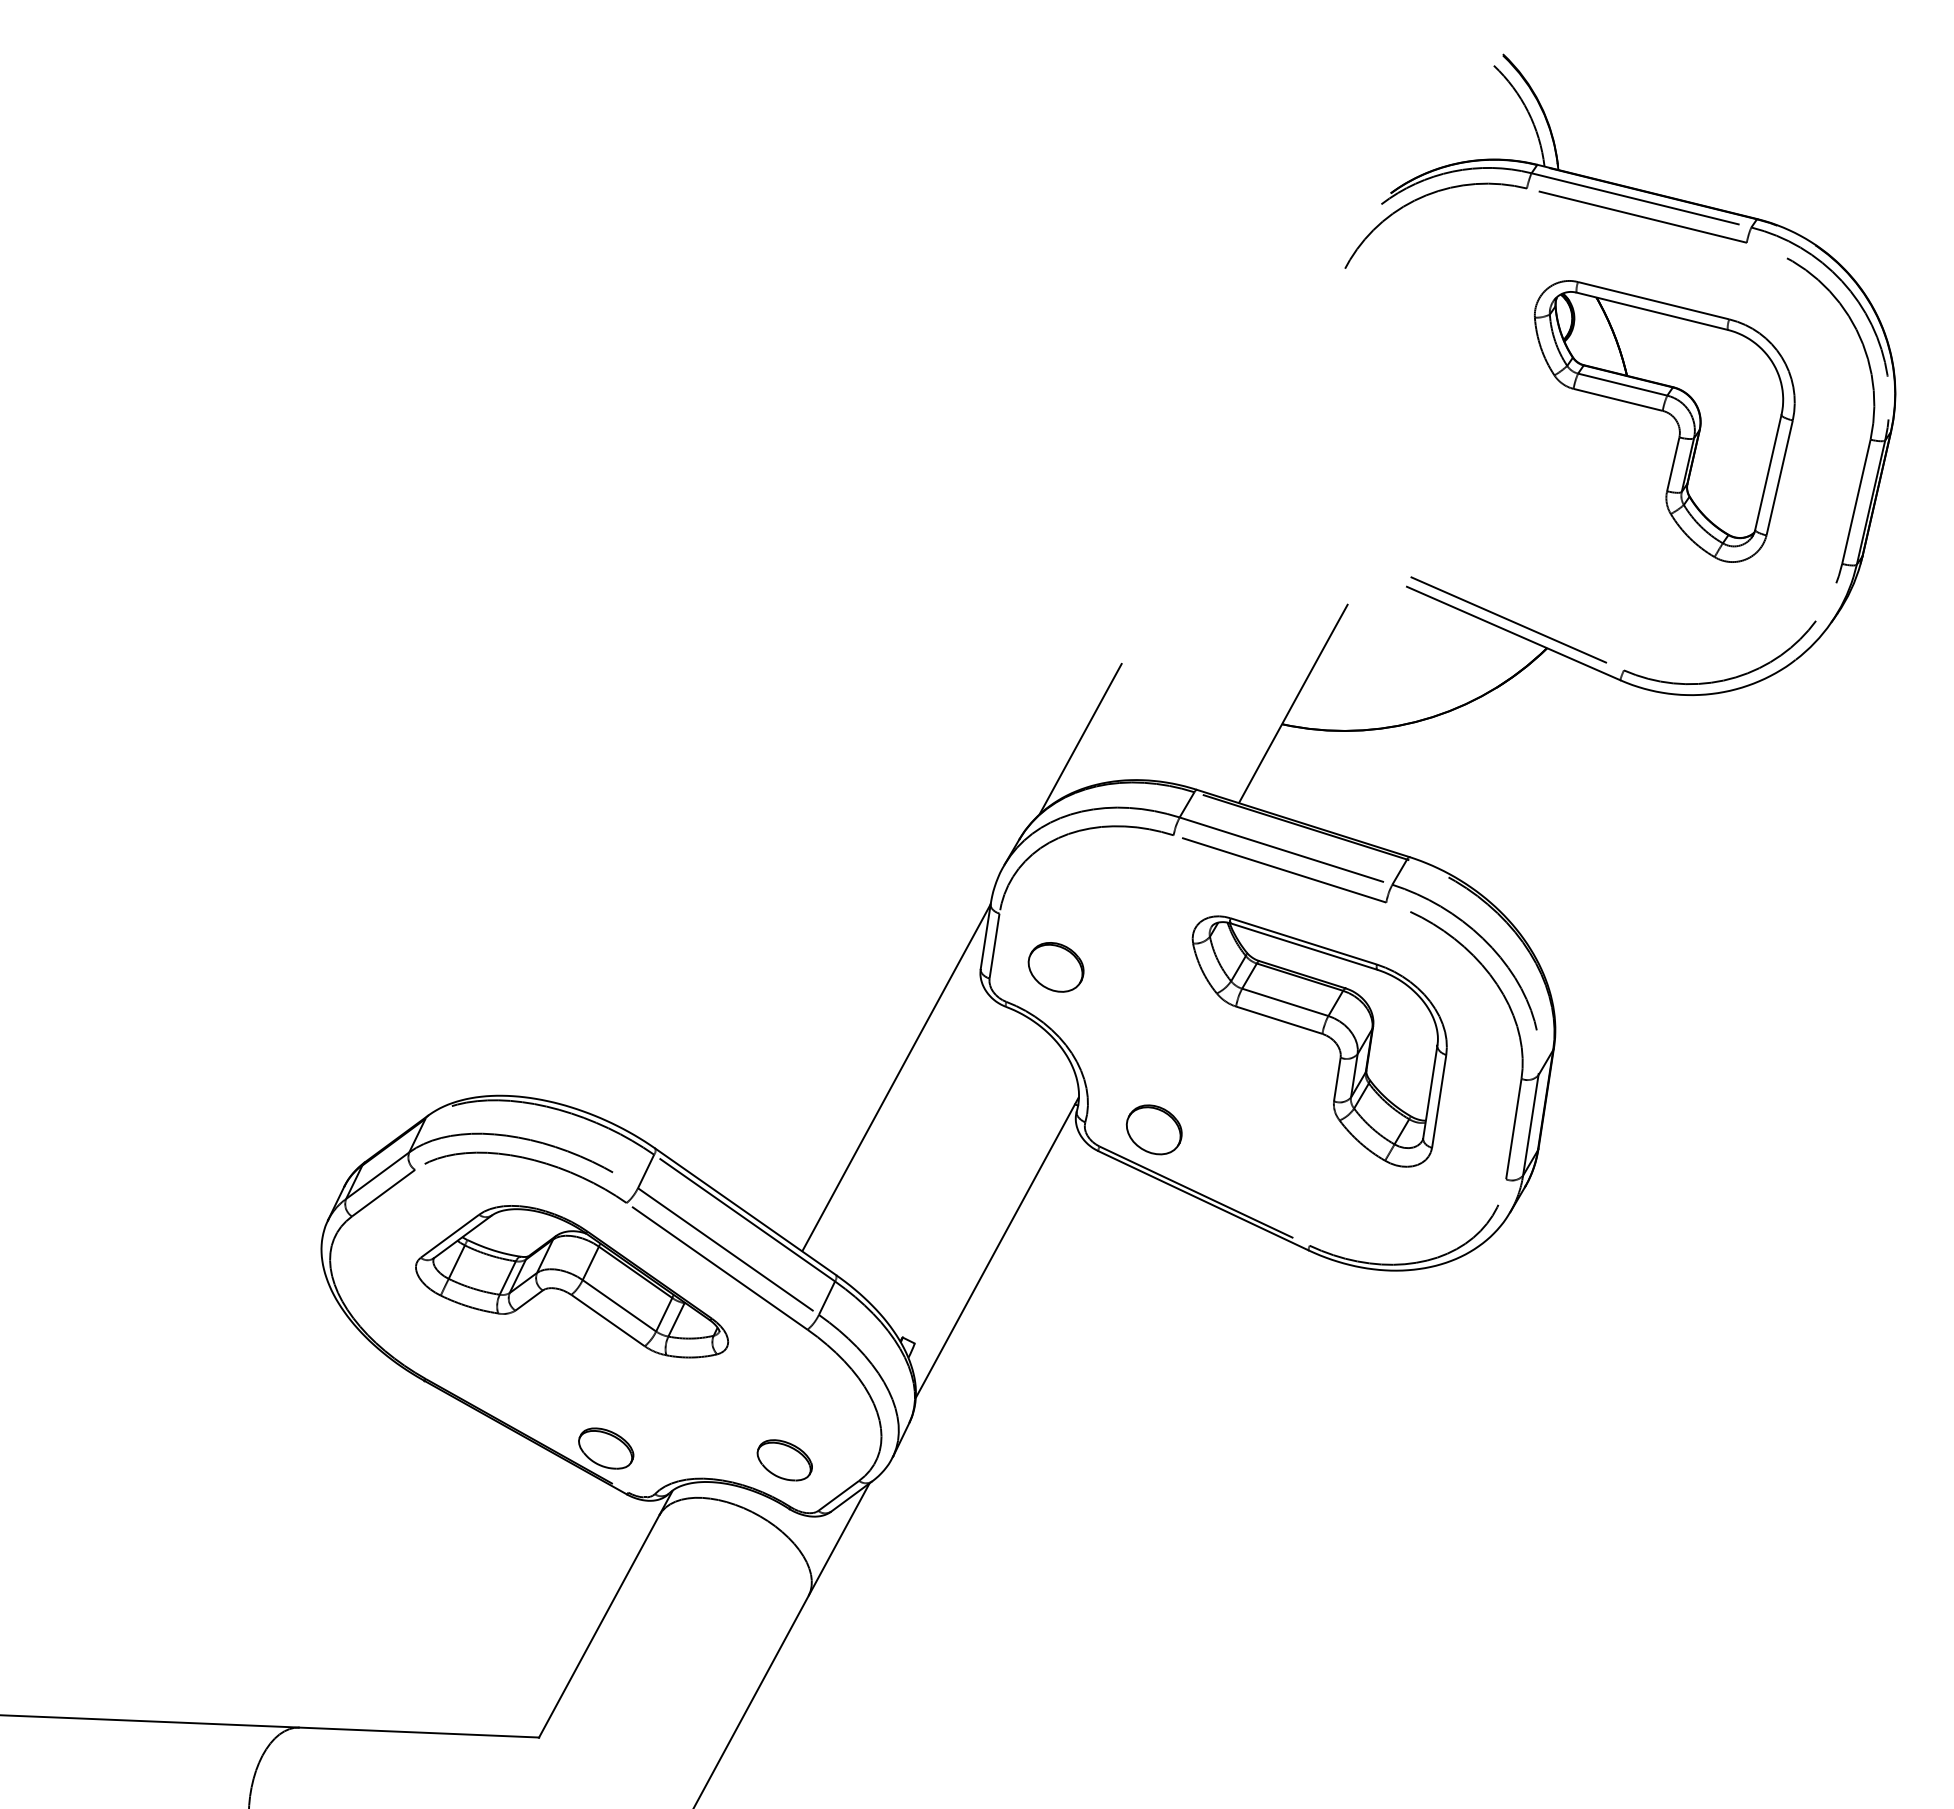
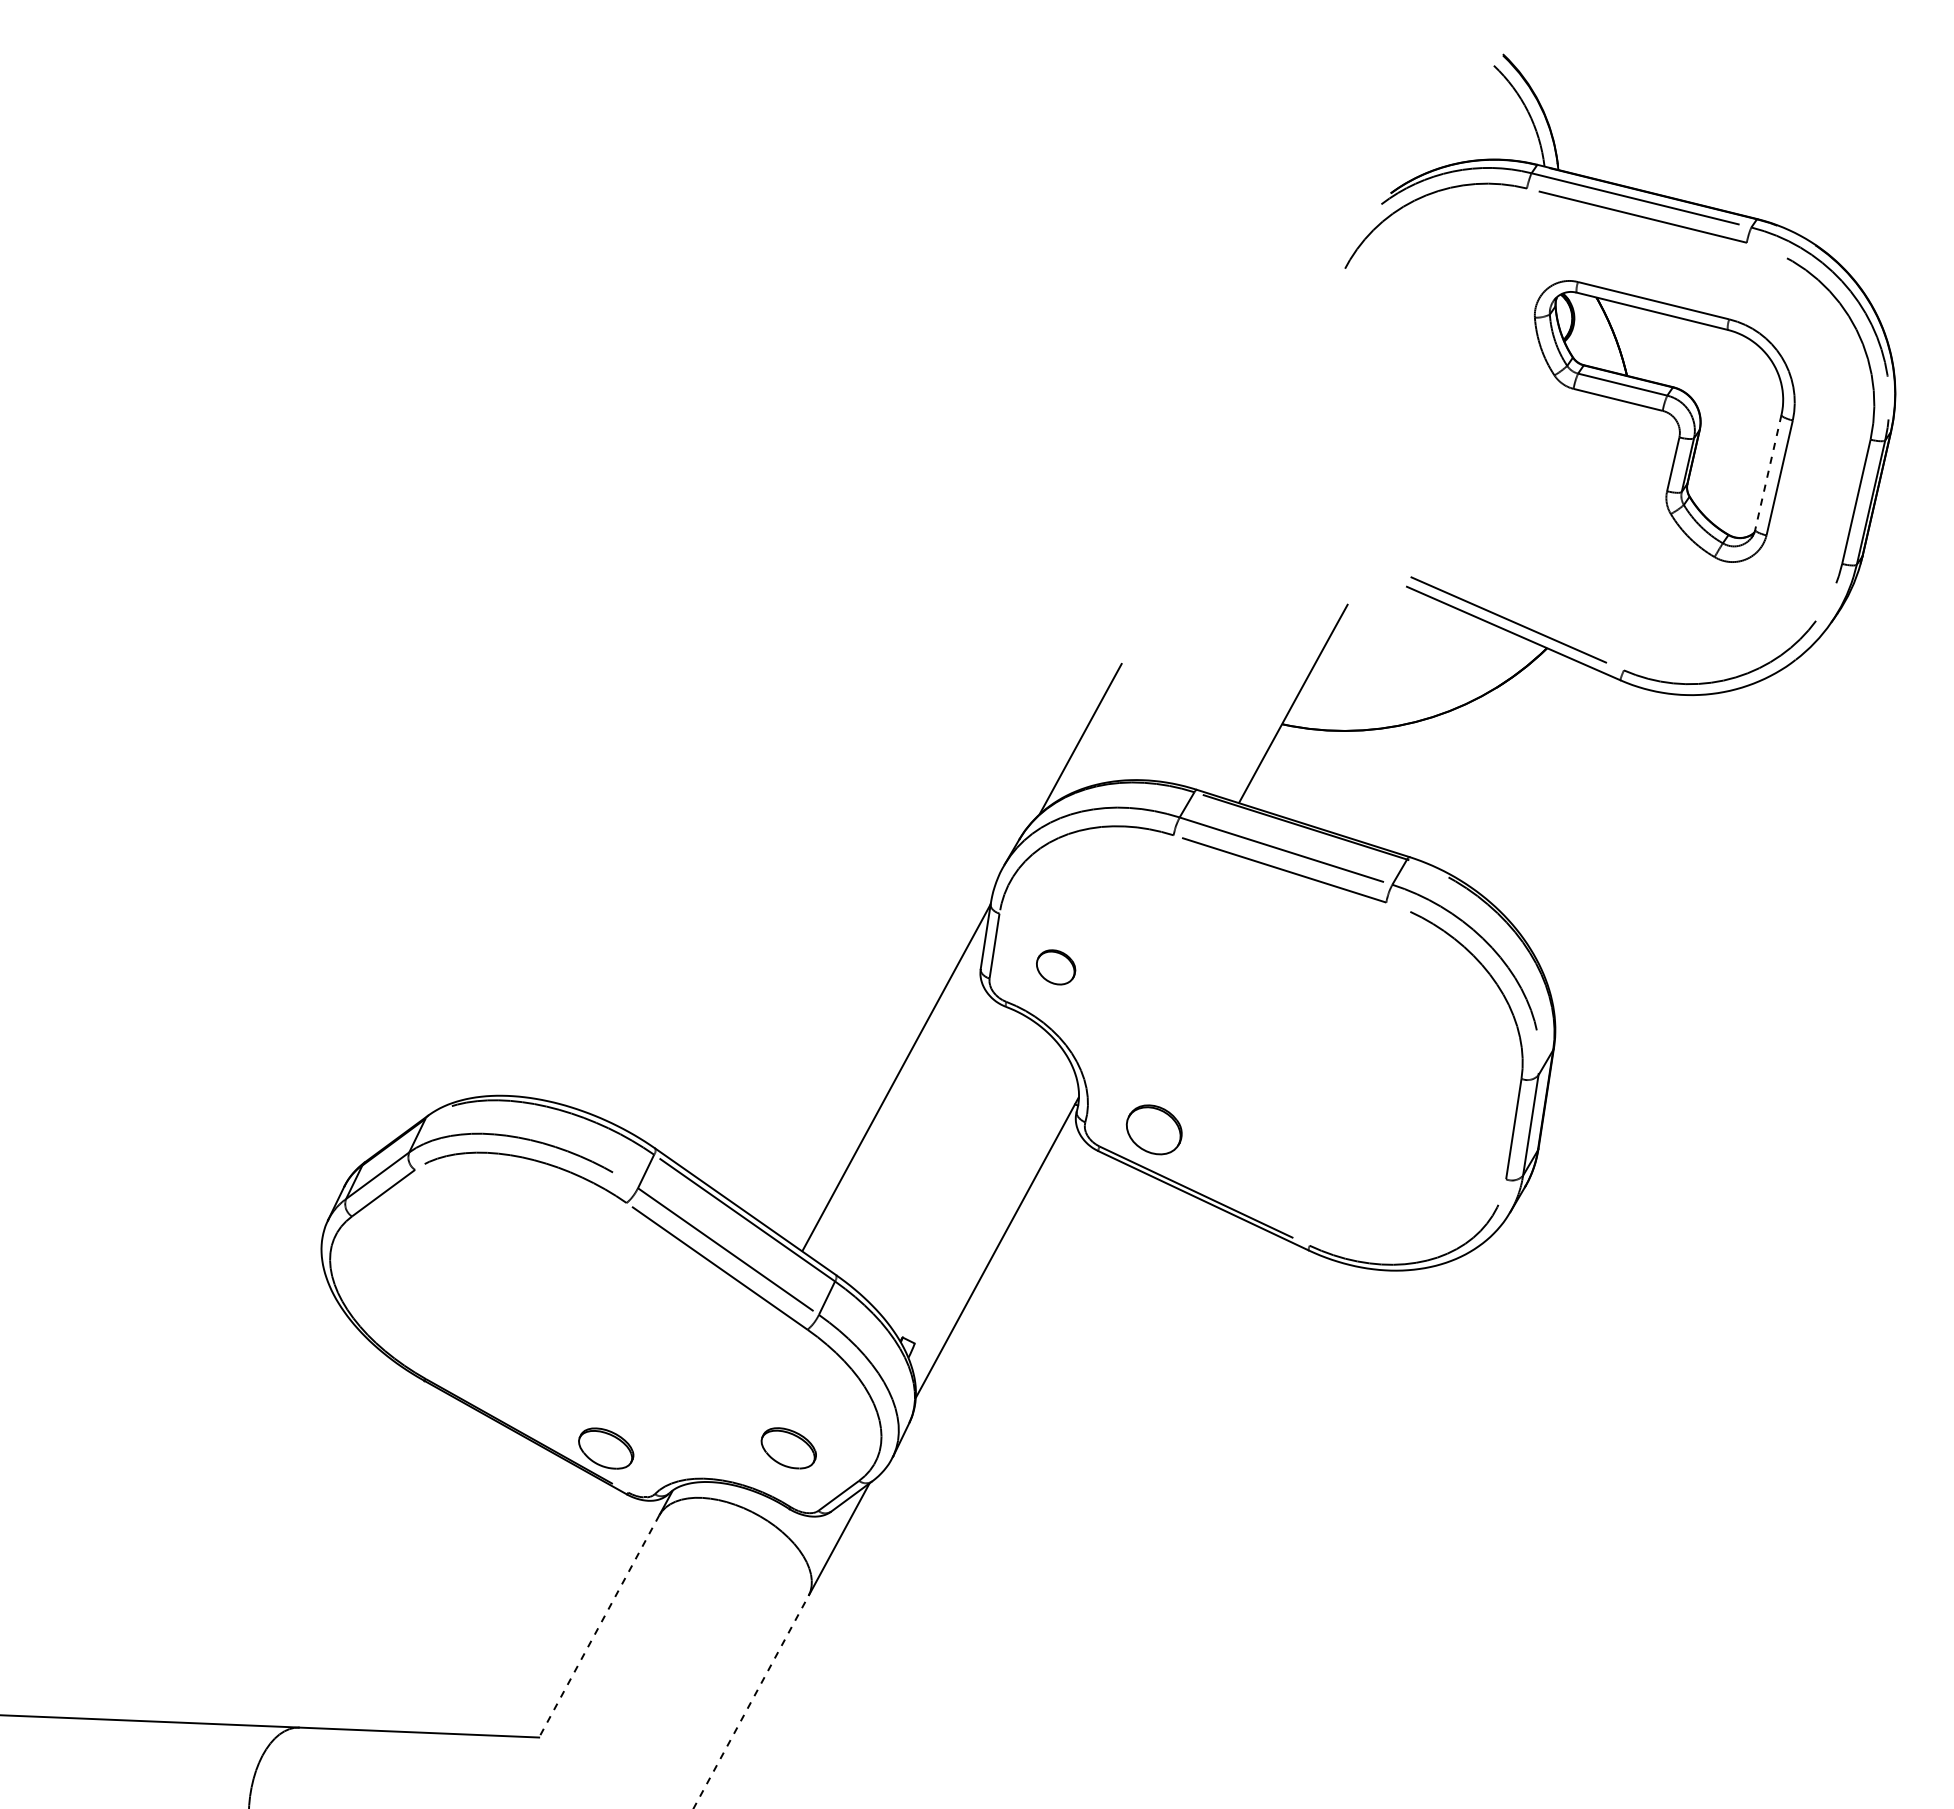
line: solid -> dashed (1768, 472)
part size: 58x51 px -> 41x37 px (1056, 967)
part: present -> none (1320, 1034)
part: present -> none (572, 1281)
part position: (784, 1460) -> (788, 1448) (788, 1448)
line: solid -> dashed (599, 1626)
line: solid -> dashed (751, 1702)
